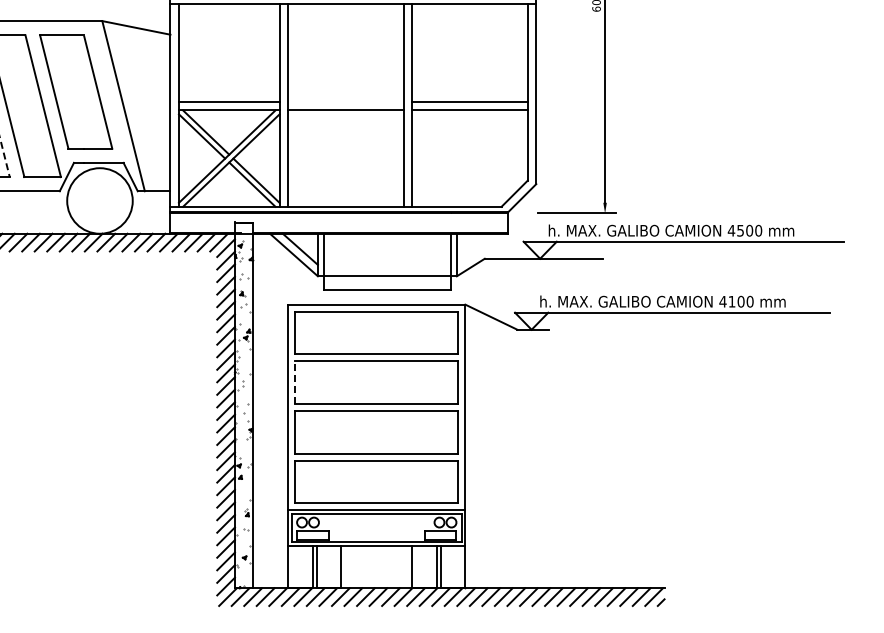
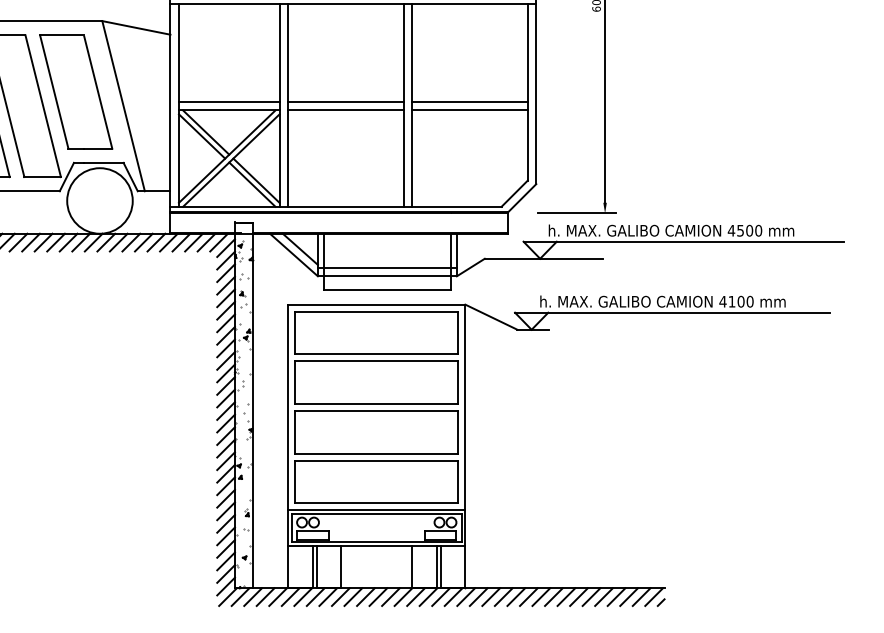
line: none -> present (345, 101)
line: dashed -> solid (4, 157)
line: none -> present (386, 267)
line: dashed -> solid (295, 382)
